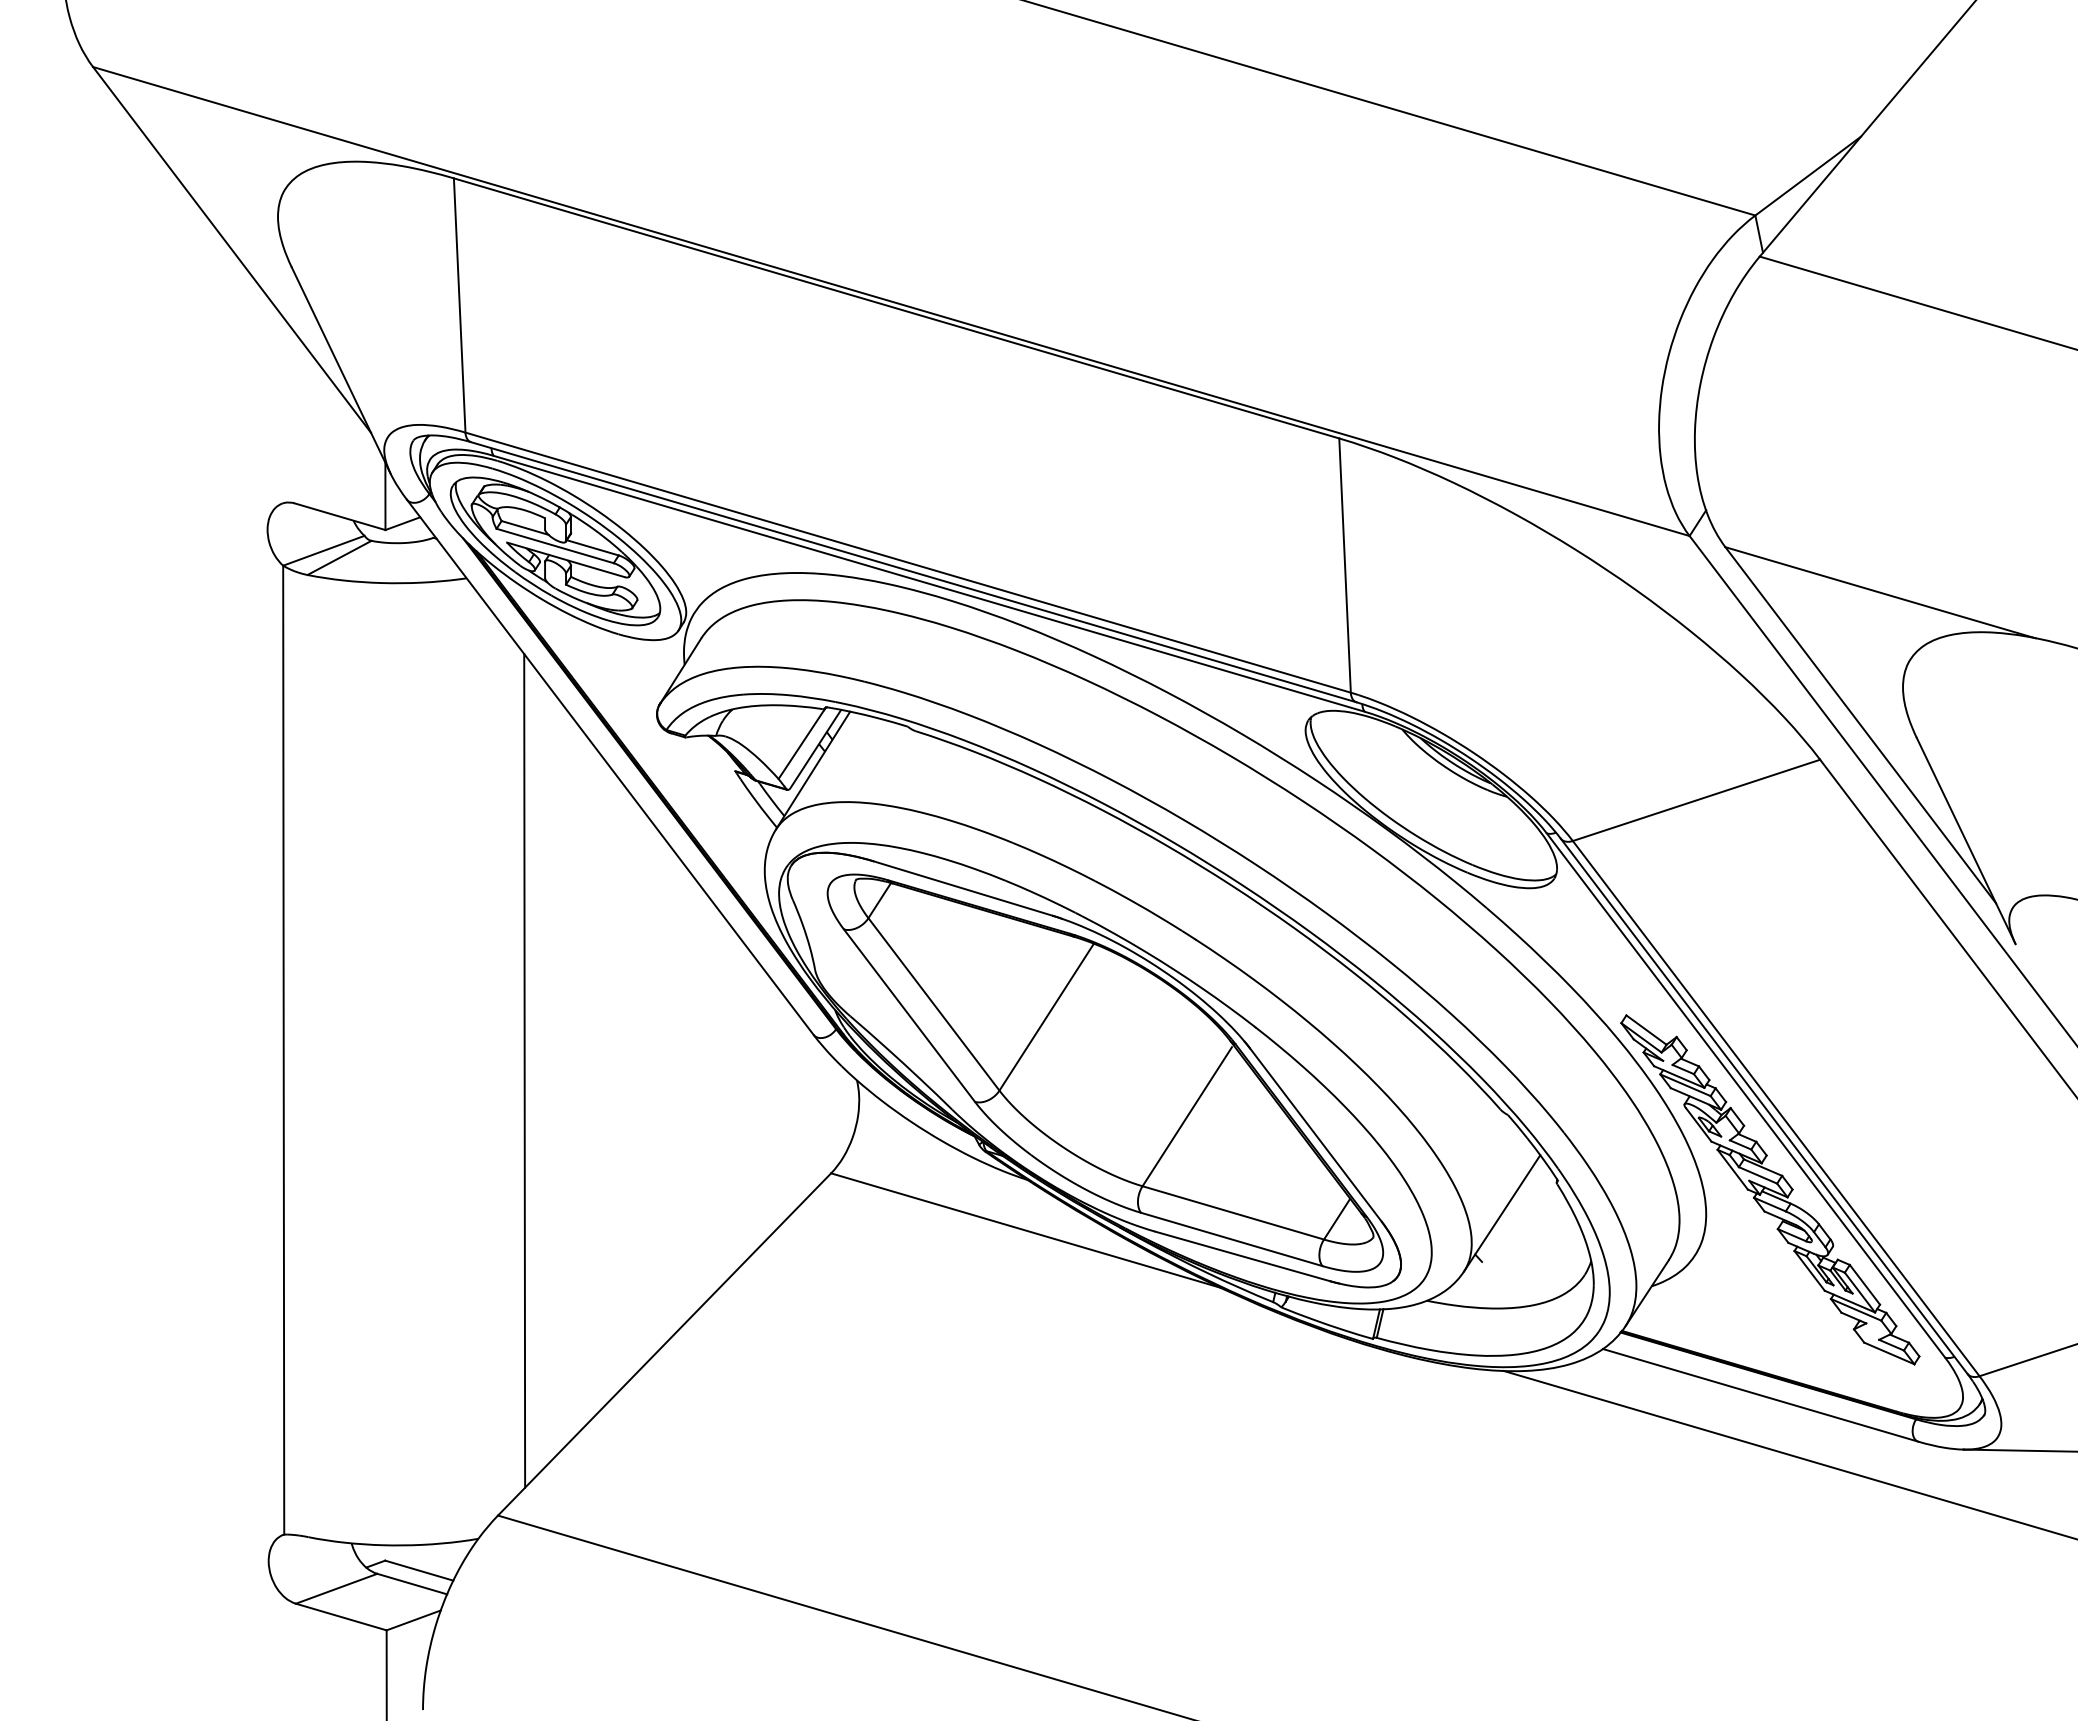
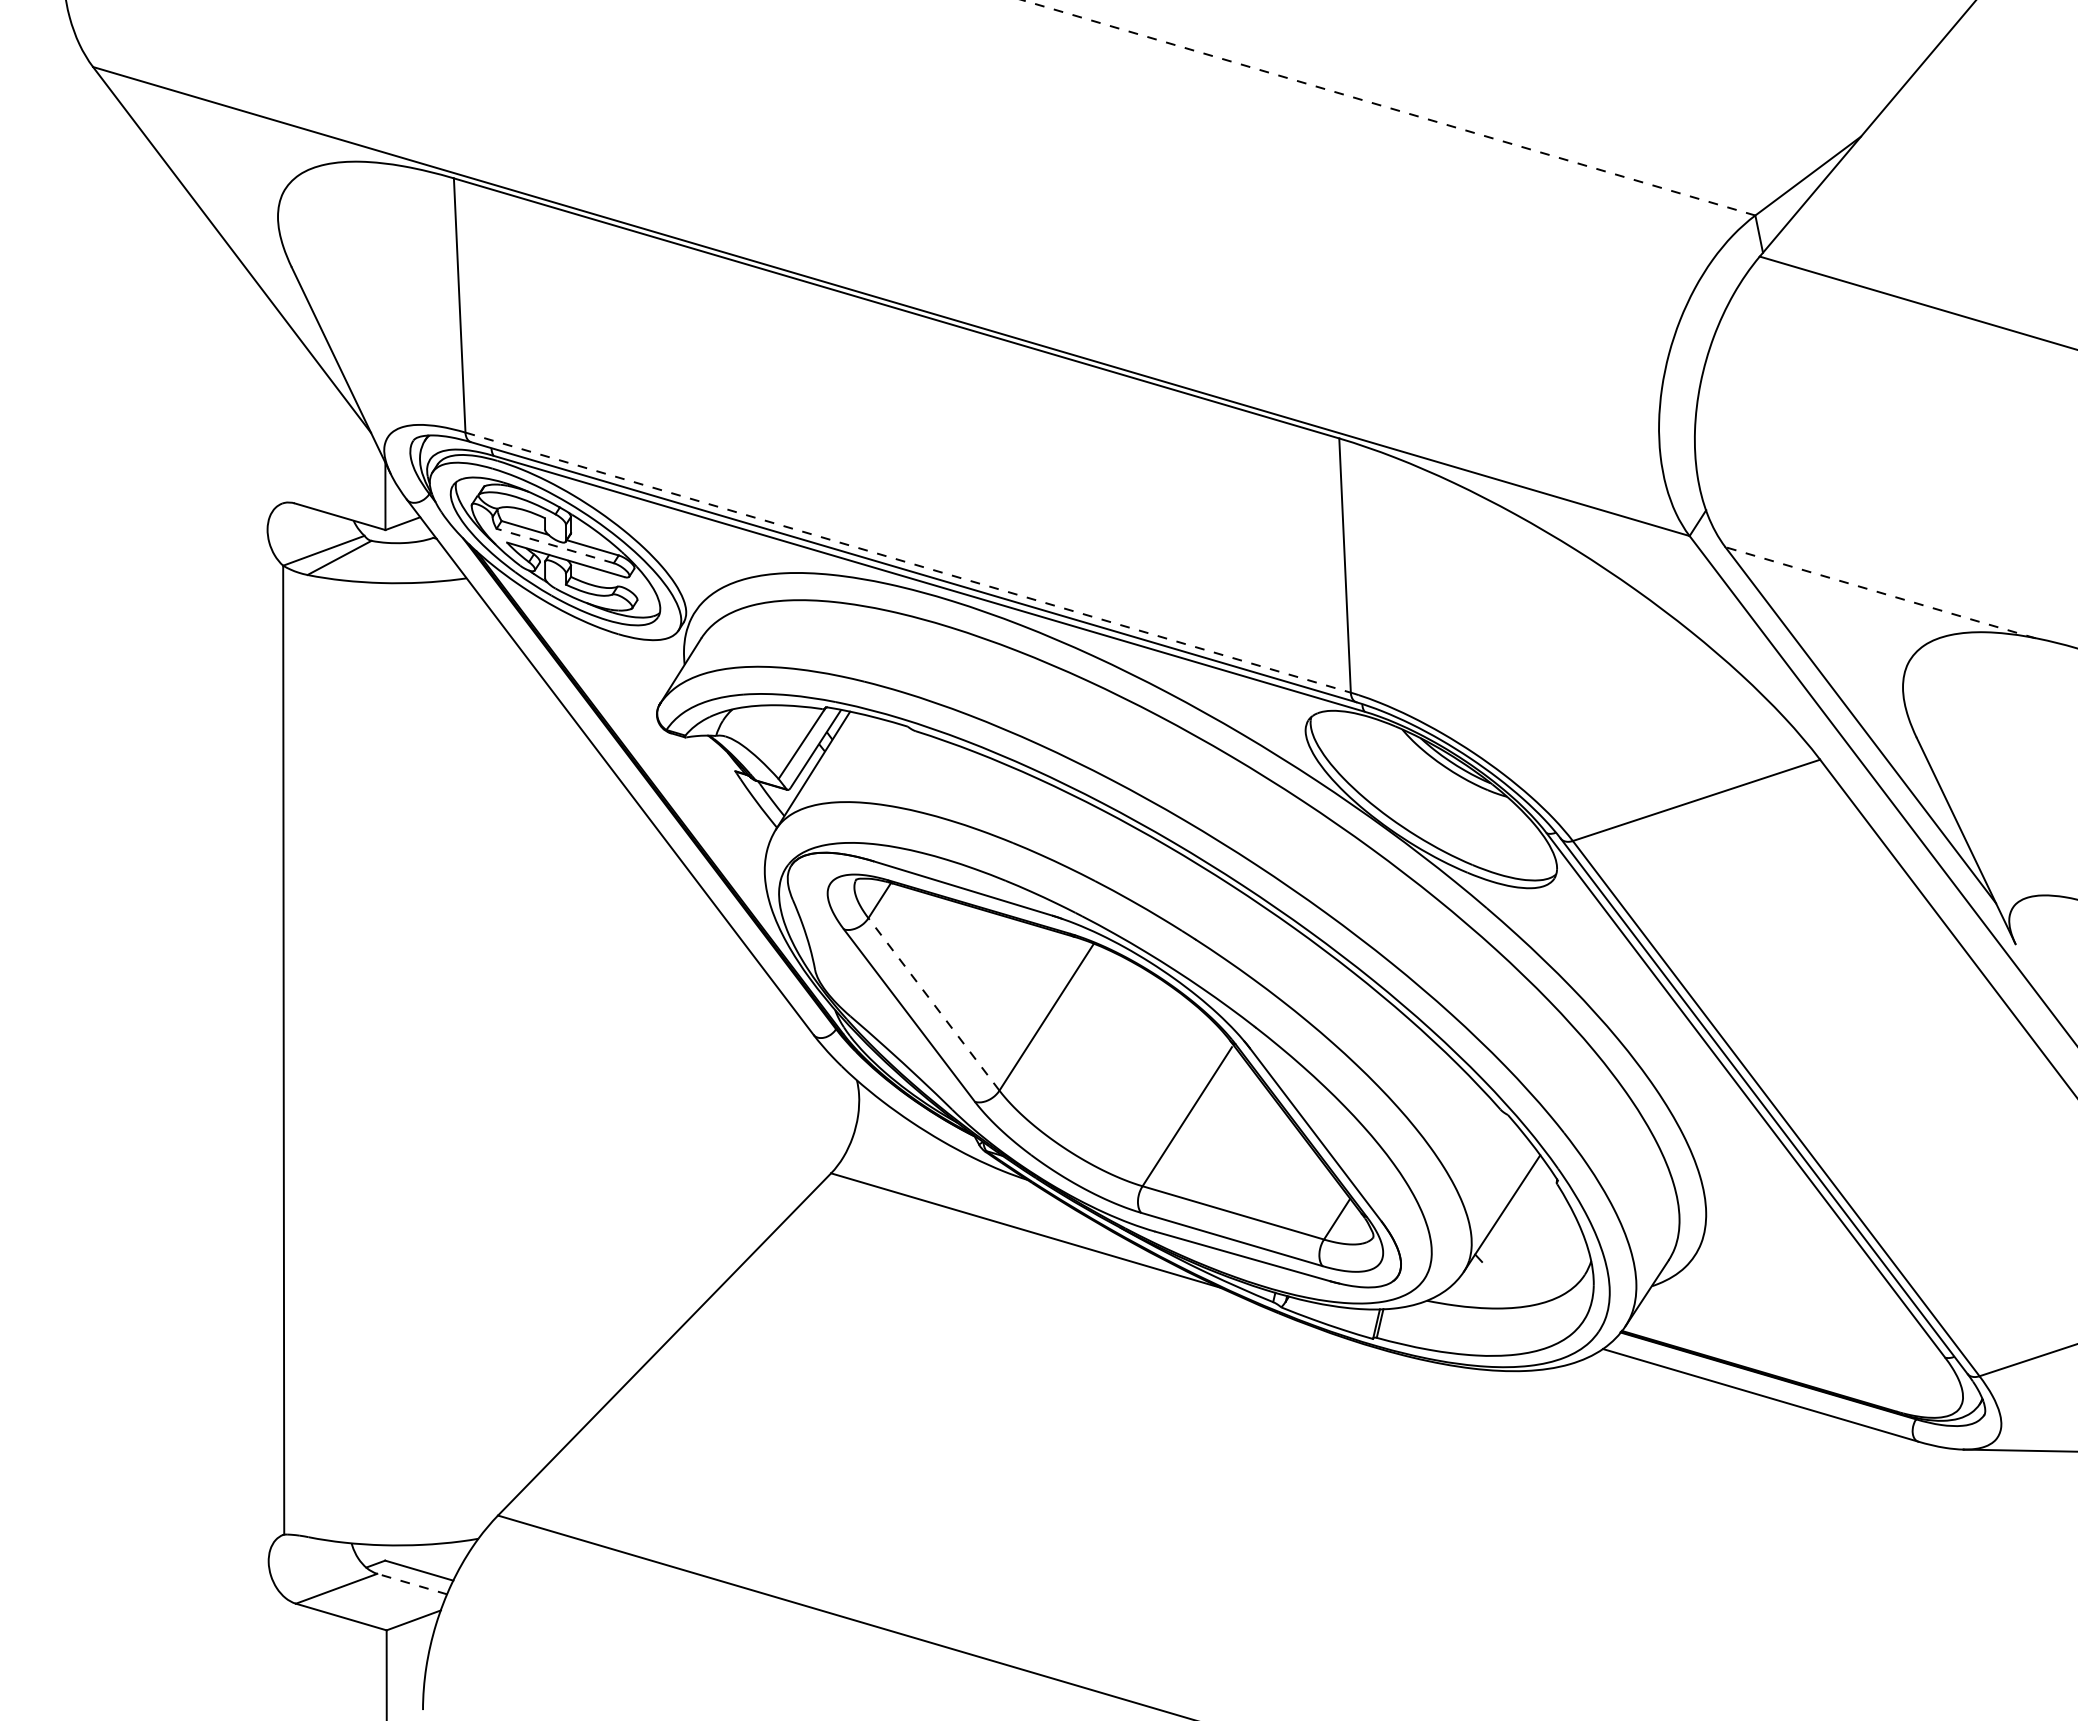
line: solid -> dashed (1388, 107)
line: solid -> dashed (554, 545)
line: solid -> dashed (908, 562)
line: solid -> dashed (1880, 592)
line: solid -> dashed (933, 1004)
line: present -> none (524, 1070)
part: present -> none (1770, 1189)
line: present -> none (1788, 1454)
line: solid -> dashed (411, 1583)
